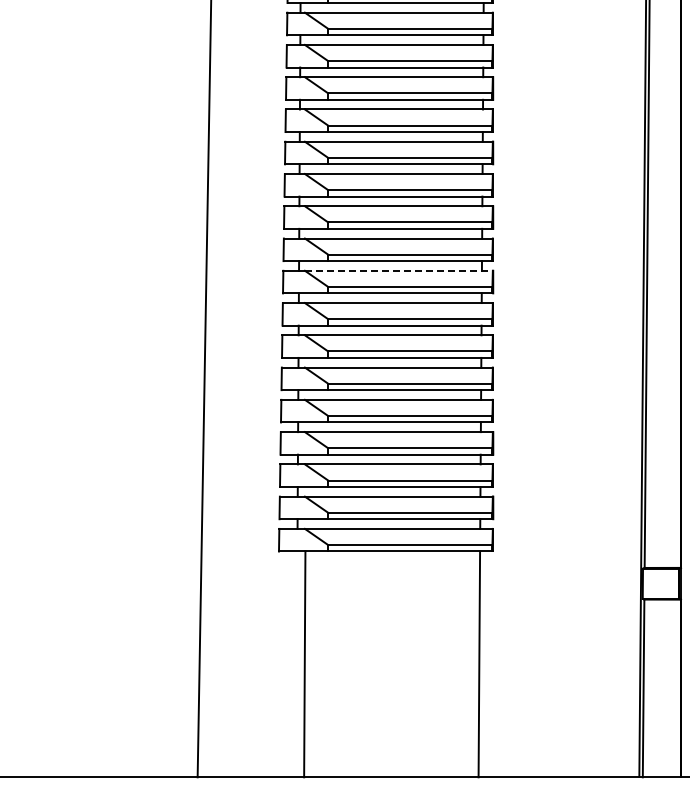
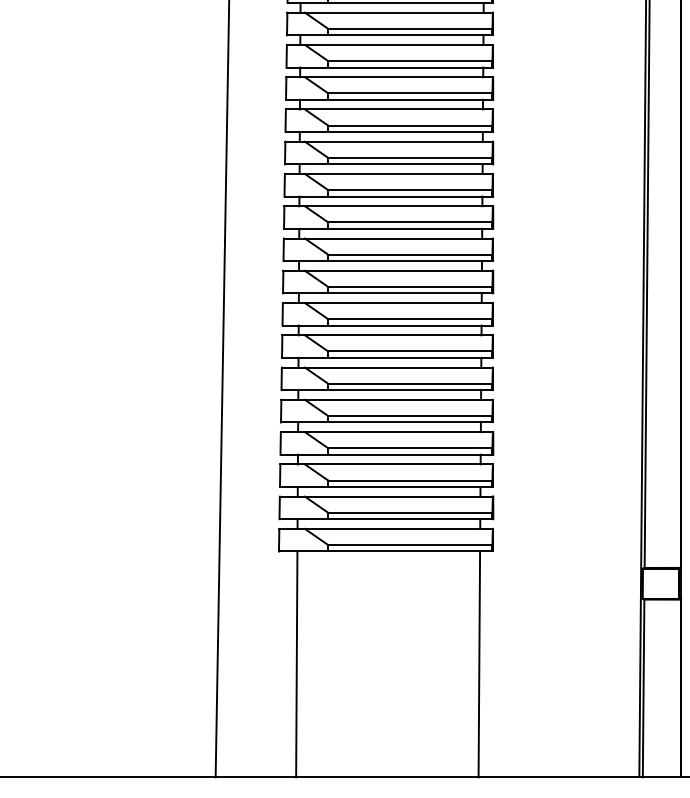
line: dashed -> solid (398, 270)
line position: (204, 389) -> (222, 389) (222, 389)
line position: (304, 664) -> (296, 664) (296, 664)
